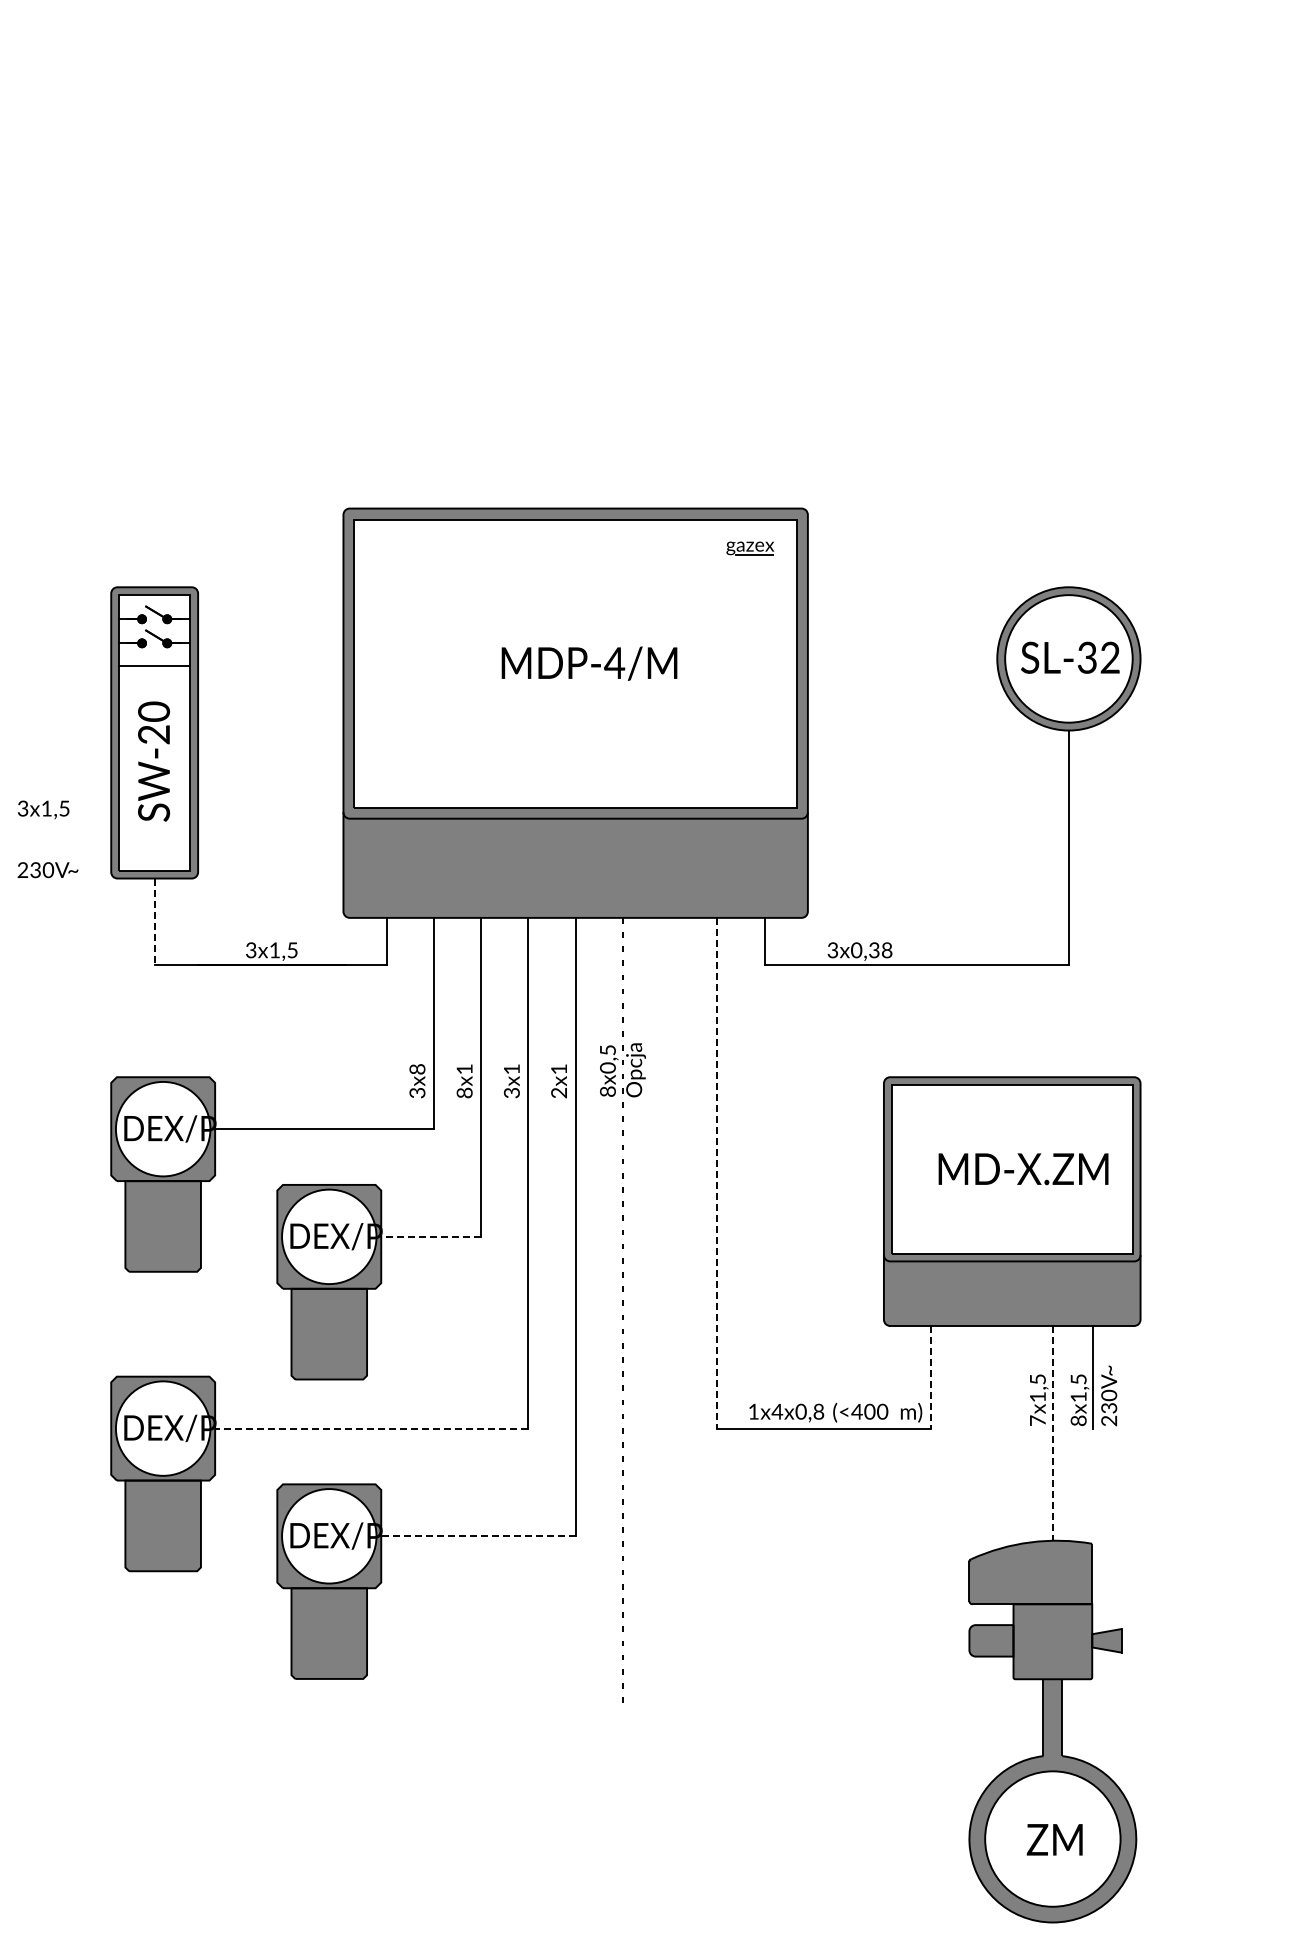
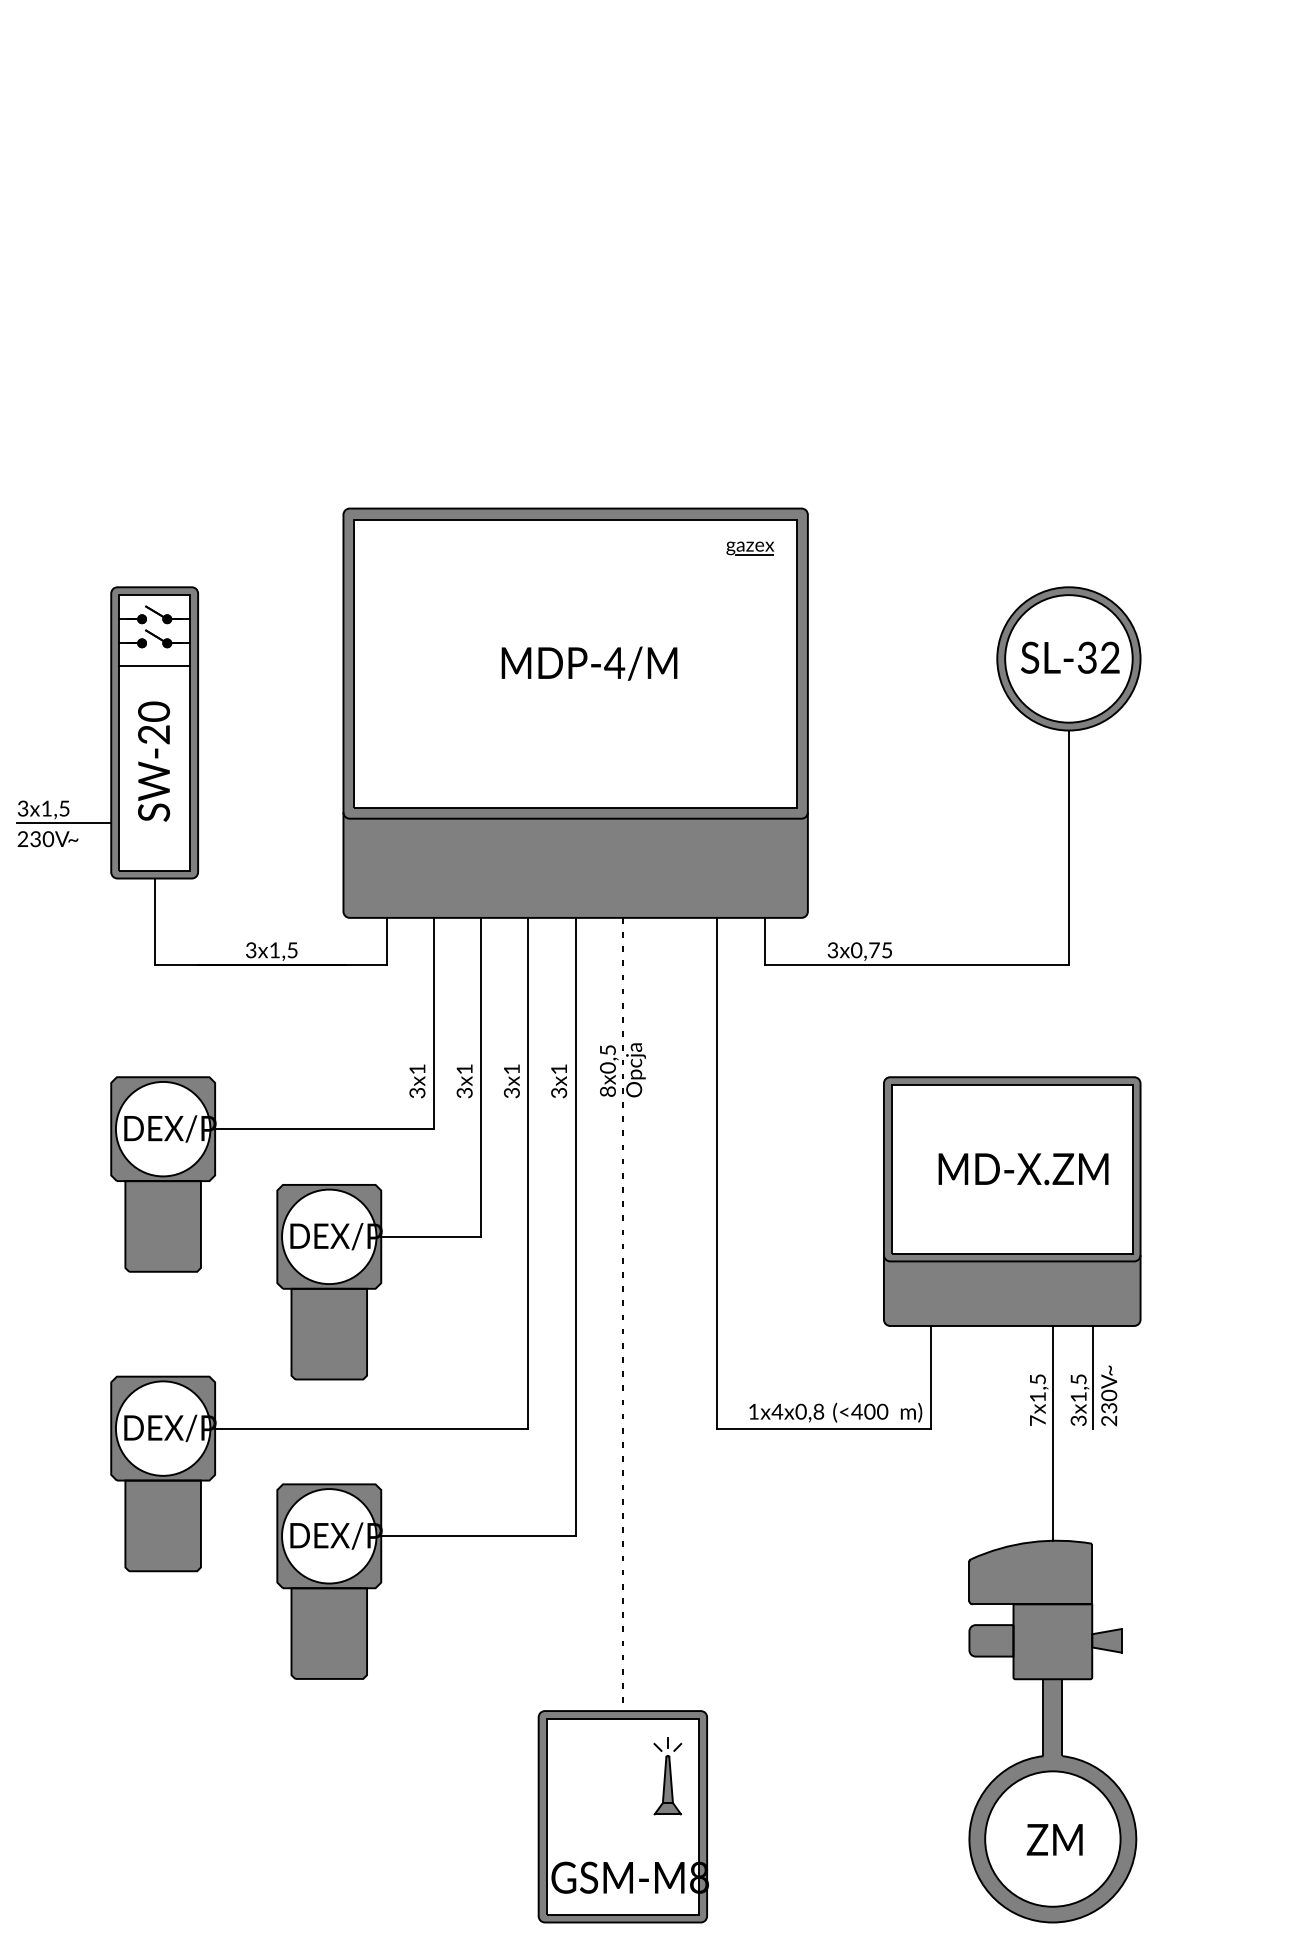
line: none -> present (63, 823)
text position: (47, 870) -> (47, 839) (47, 839)
line: dashed -> solid (154, 922)
text: 3x0,38 -> 3x0,75 (880, 950)
text: 3x8 -> 3x1 (417, 1069)
text: 8x1 -> 3x1 (465, 1092)
text: 2x1 -> 3x1 (561, 1092)
line: dashed -> solid (717, 1173)
line: dashed -> solid (431, 1236)
line: dashed -> solid (930, 1377)
text: 8x1,5 -> 3x1,5 (1078, 1420)
line: dashed -> solid (371, 1428)
line: dashed -> solid (1052, 1433)
line: dashed -> solid (477, 1536)
part: none -> present (622, 1816)
